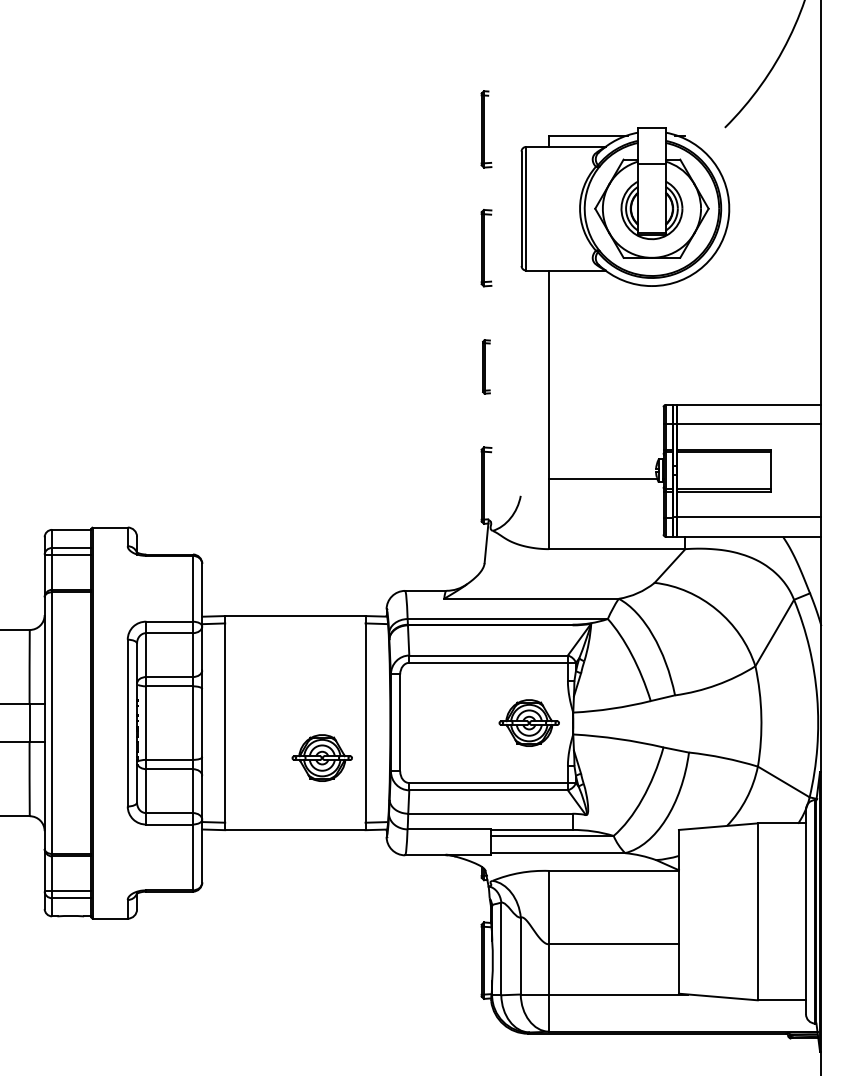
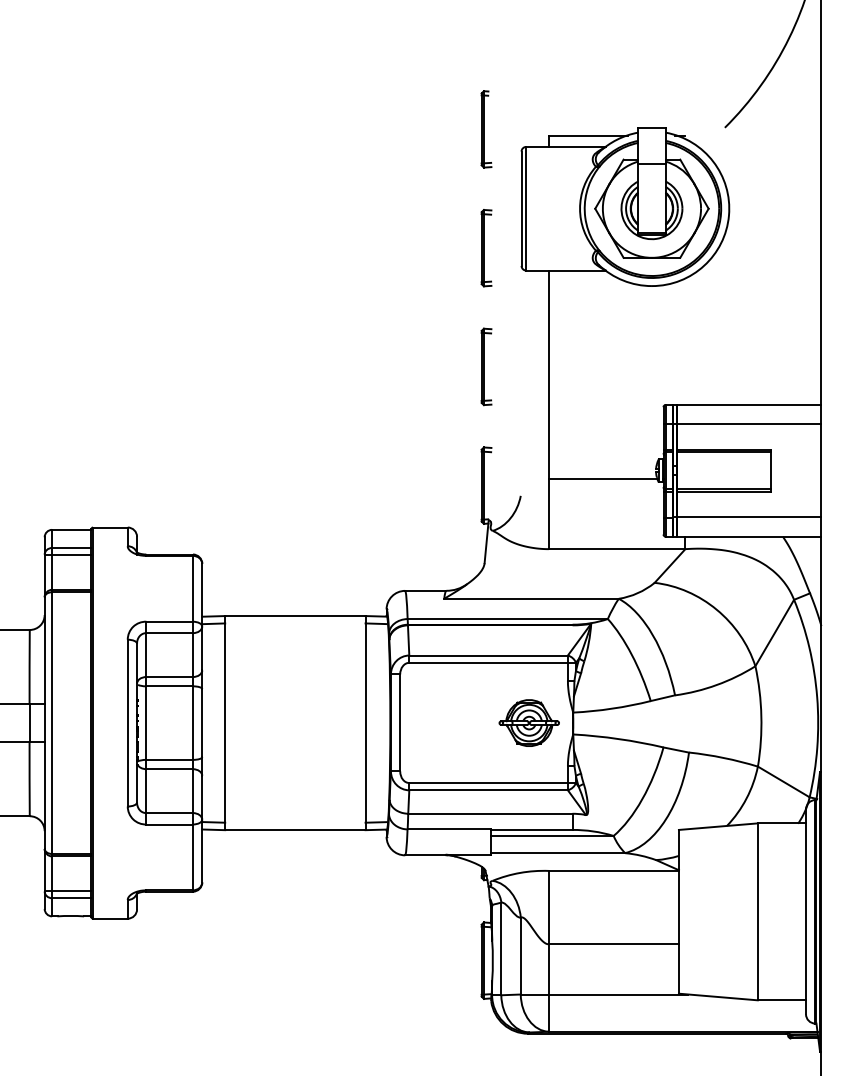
part size: 9x56 px -> 13x80 px (486, 366)
part: present -> none (321, 757)
